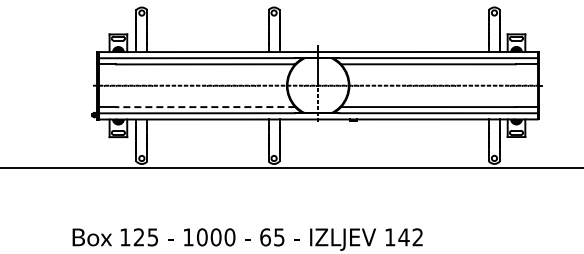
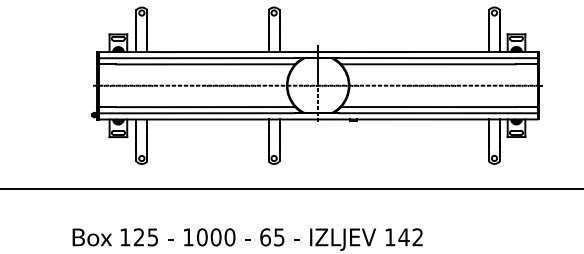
line: dashed -> solid (205, 107)
line position: (291, 168) -> (291, 189) (291, 189)
